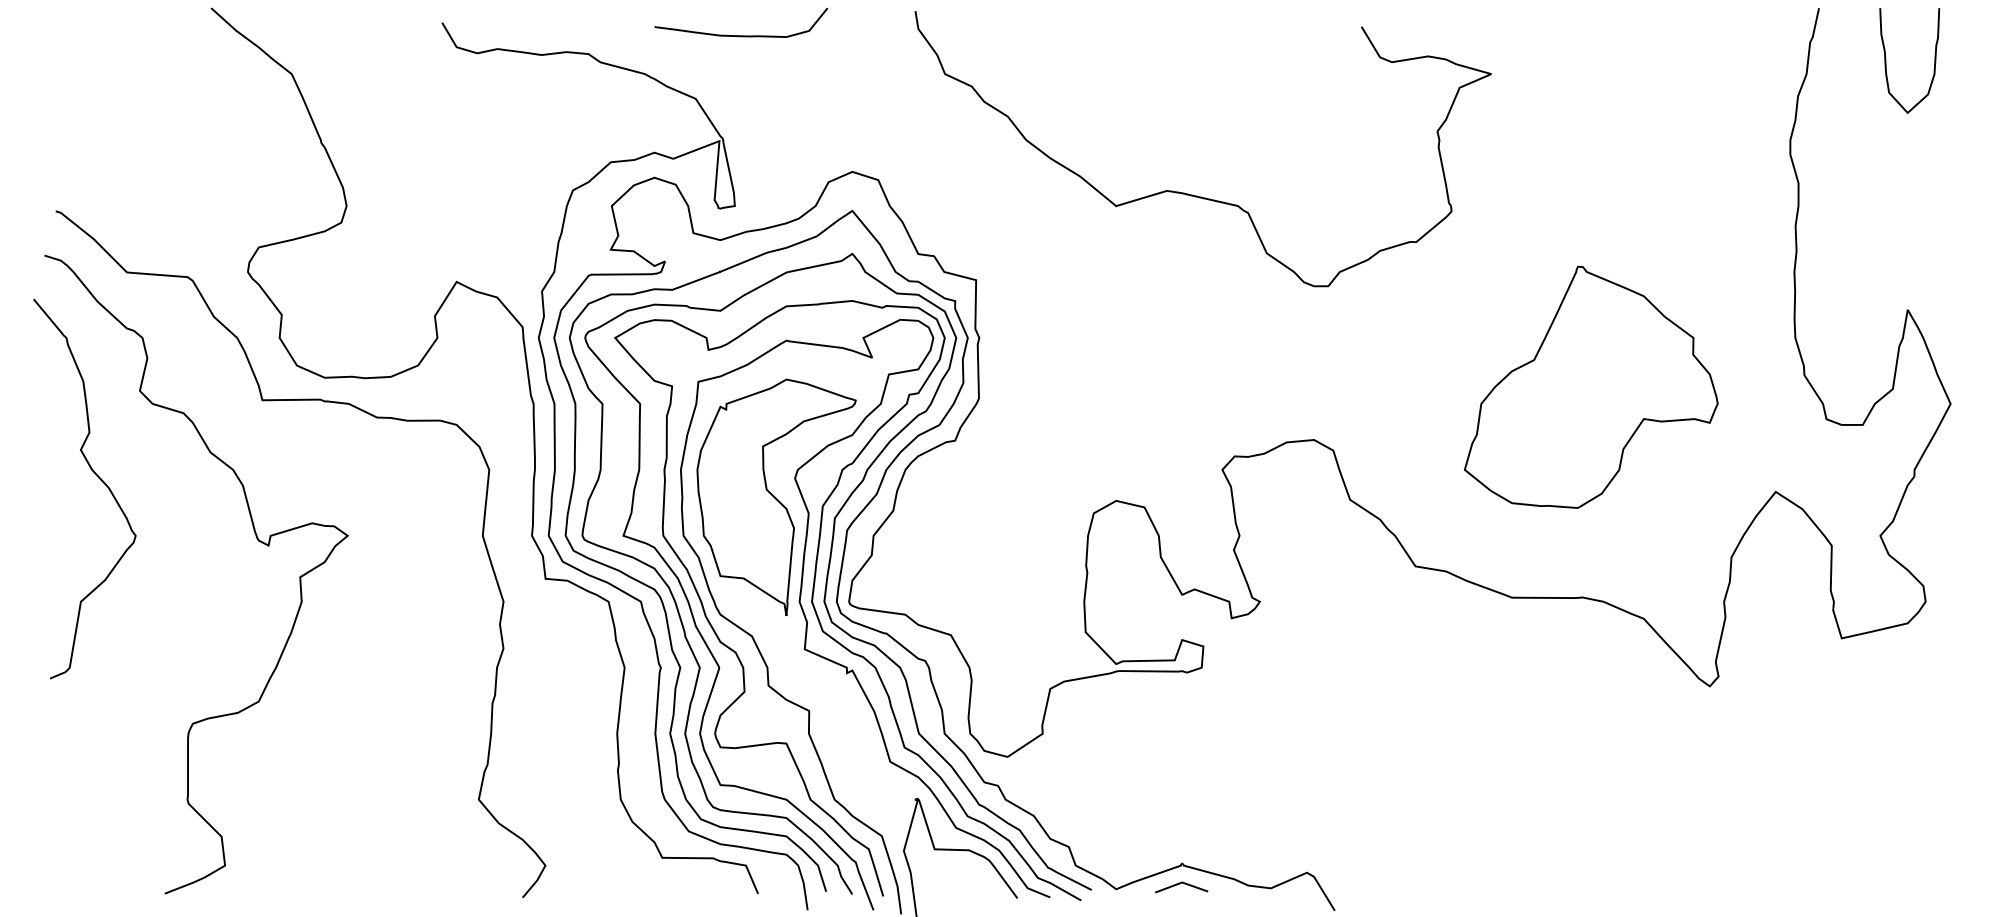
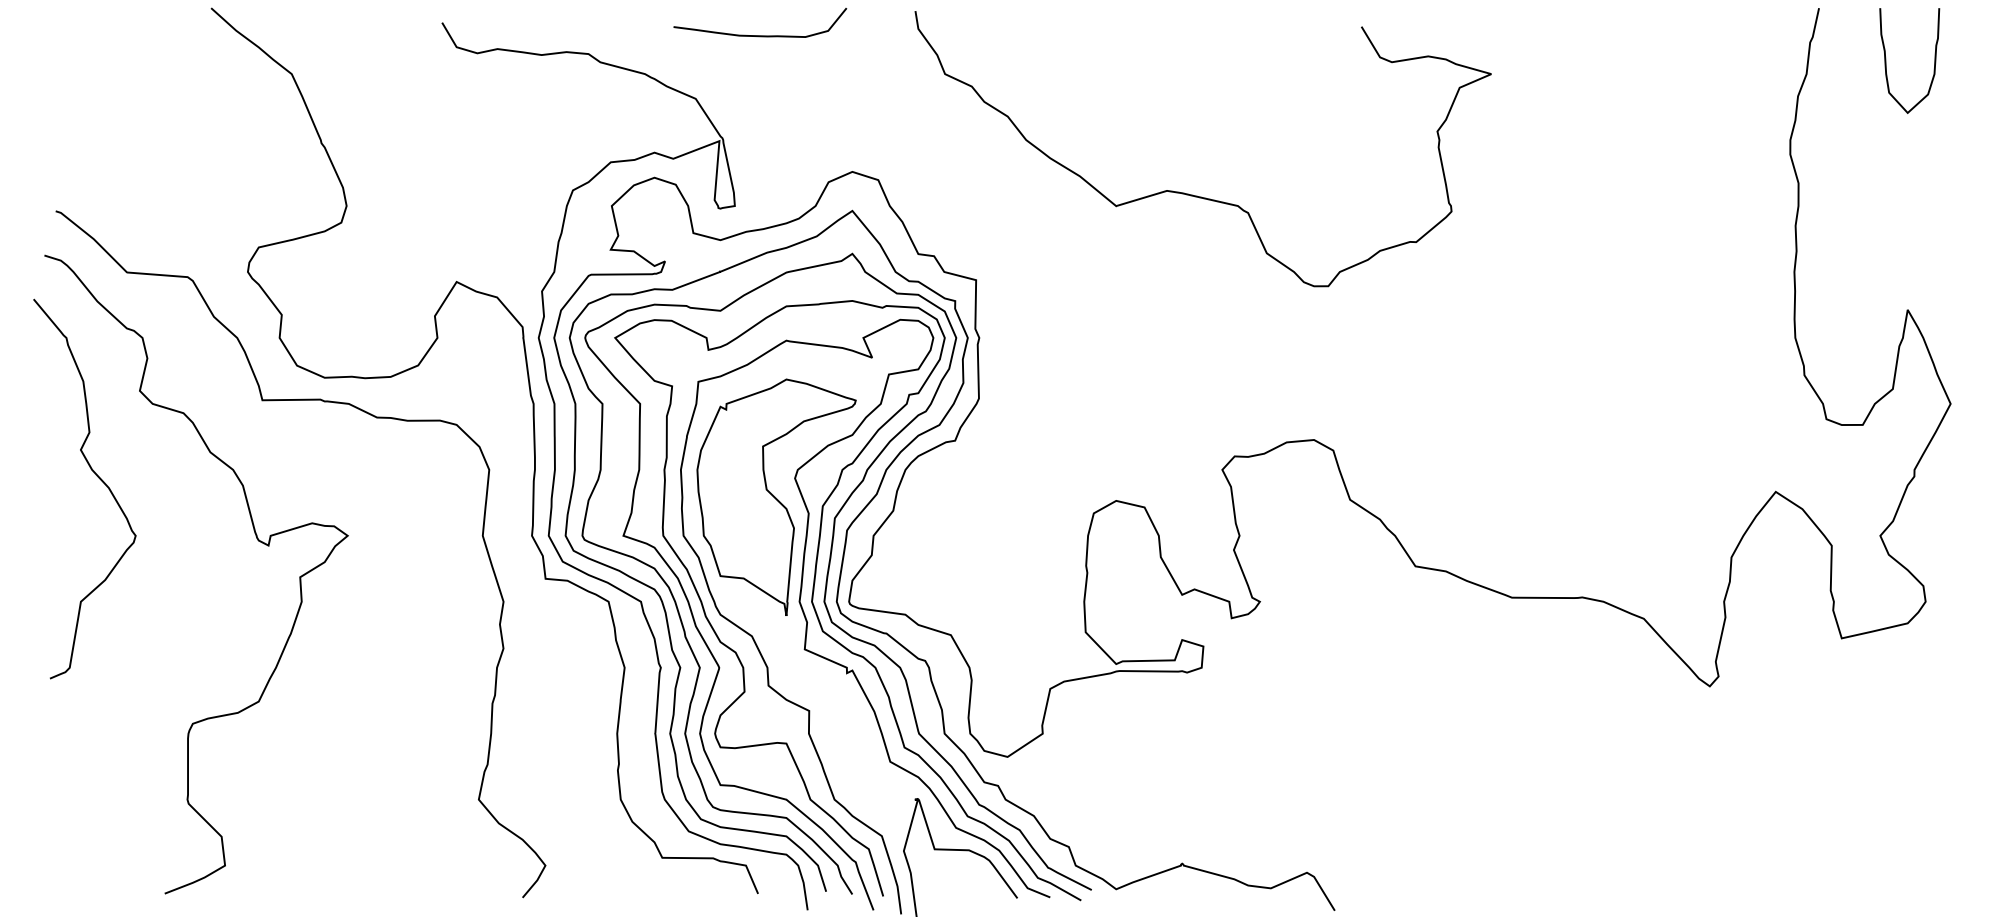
curve position: (741, 35) -> (760, 35) (760, 35)
part: present -> none (1591, 386)
line: present -> none (1180, 884)
